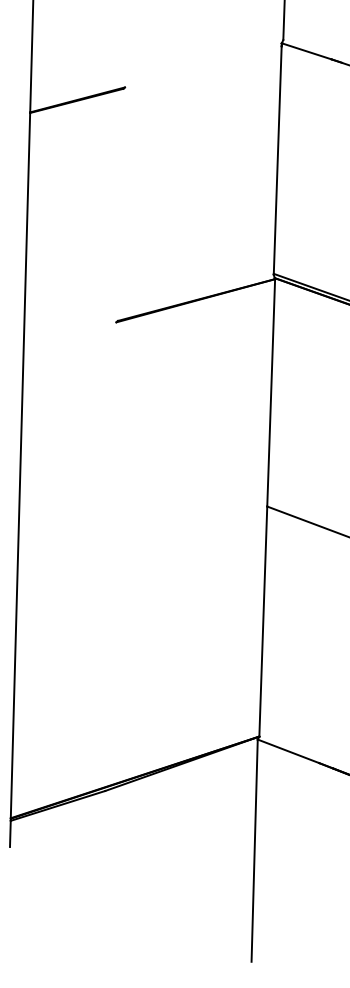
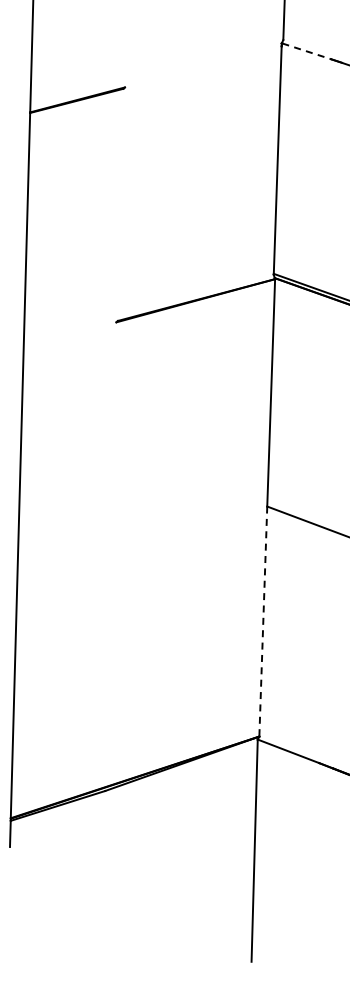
line: solid -> dashed (307, 51)
line: solid -> dashed (263, 622)
